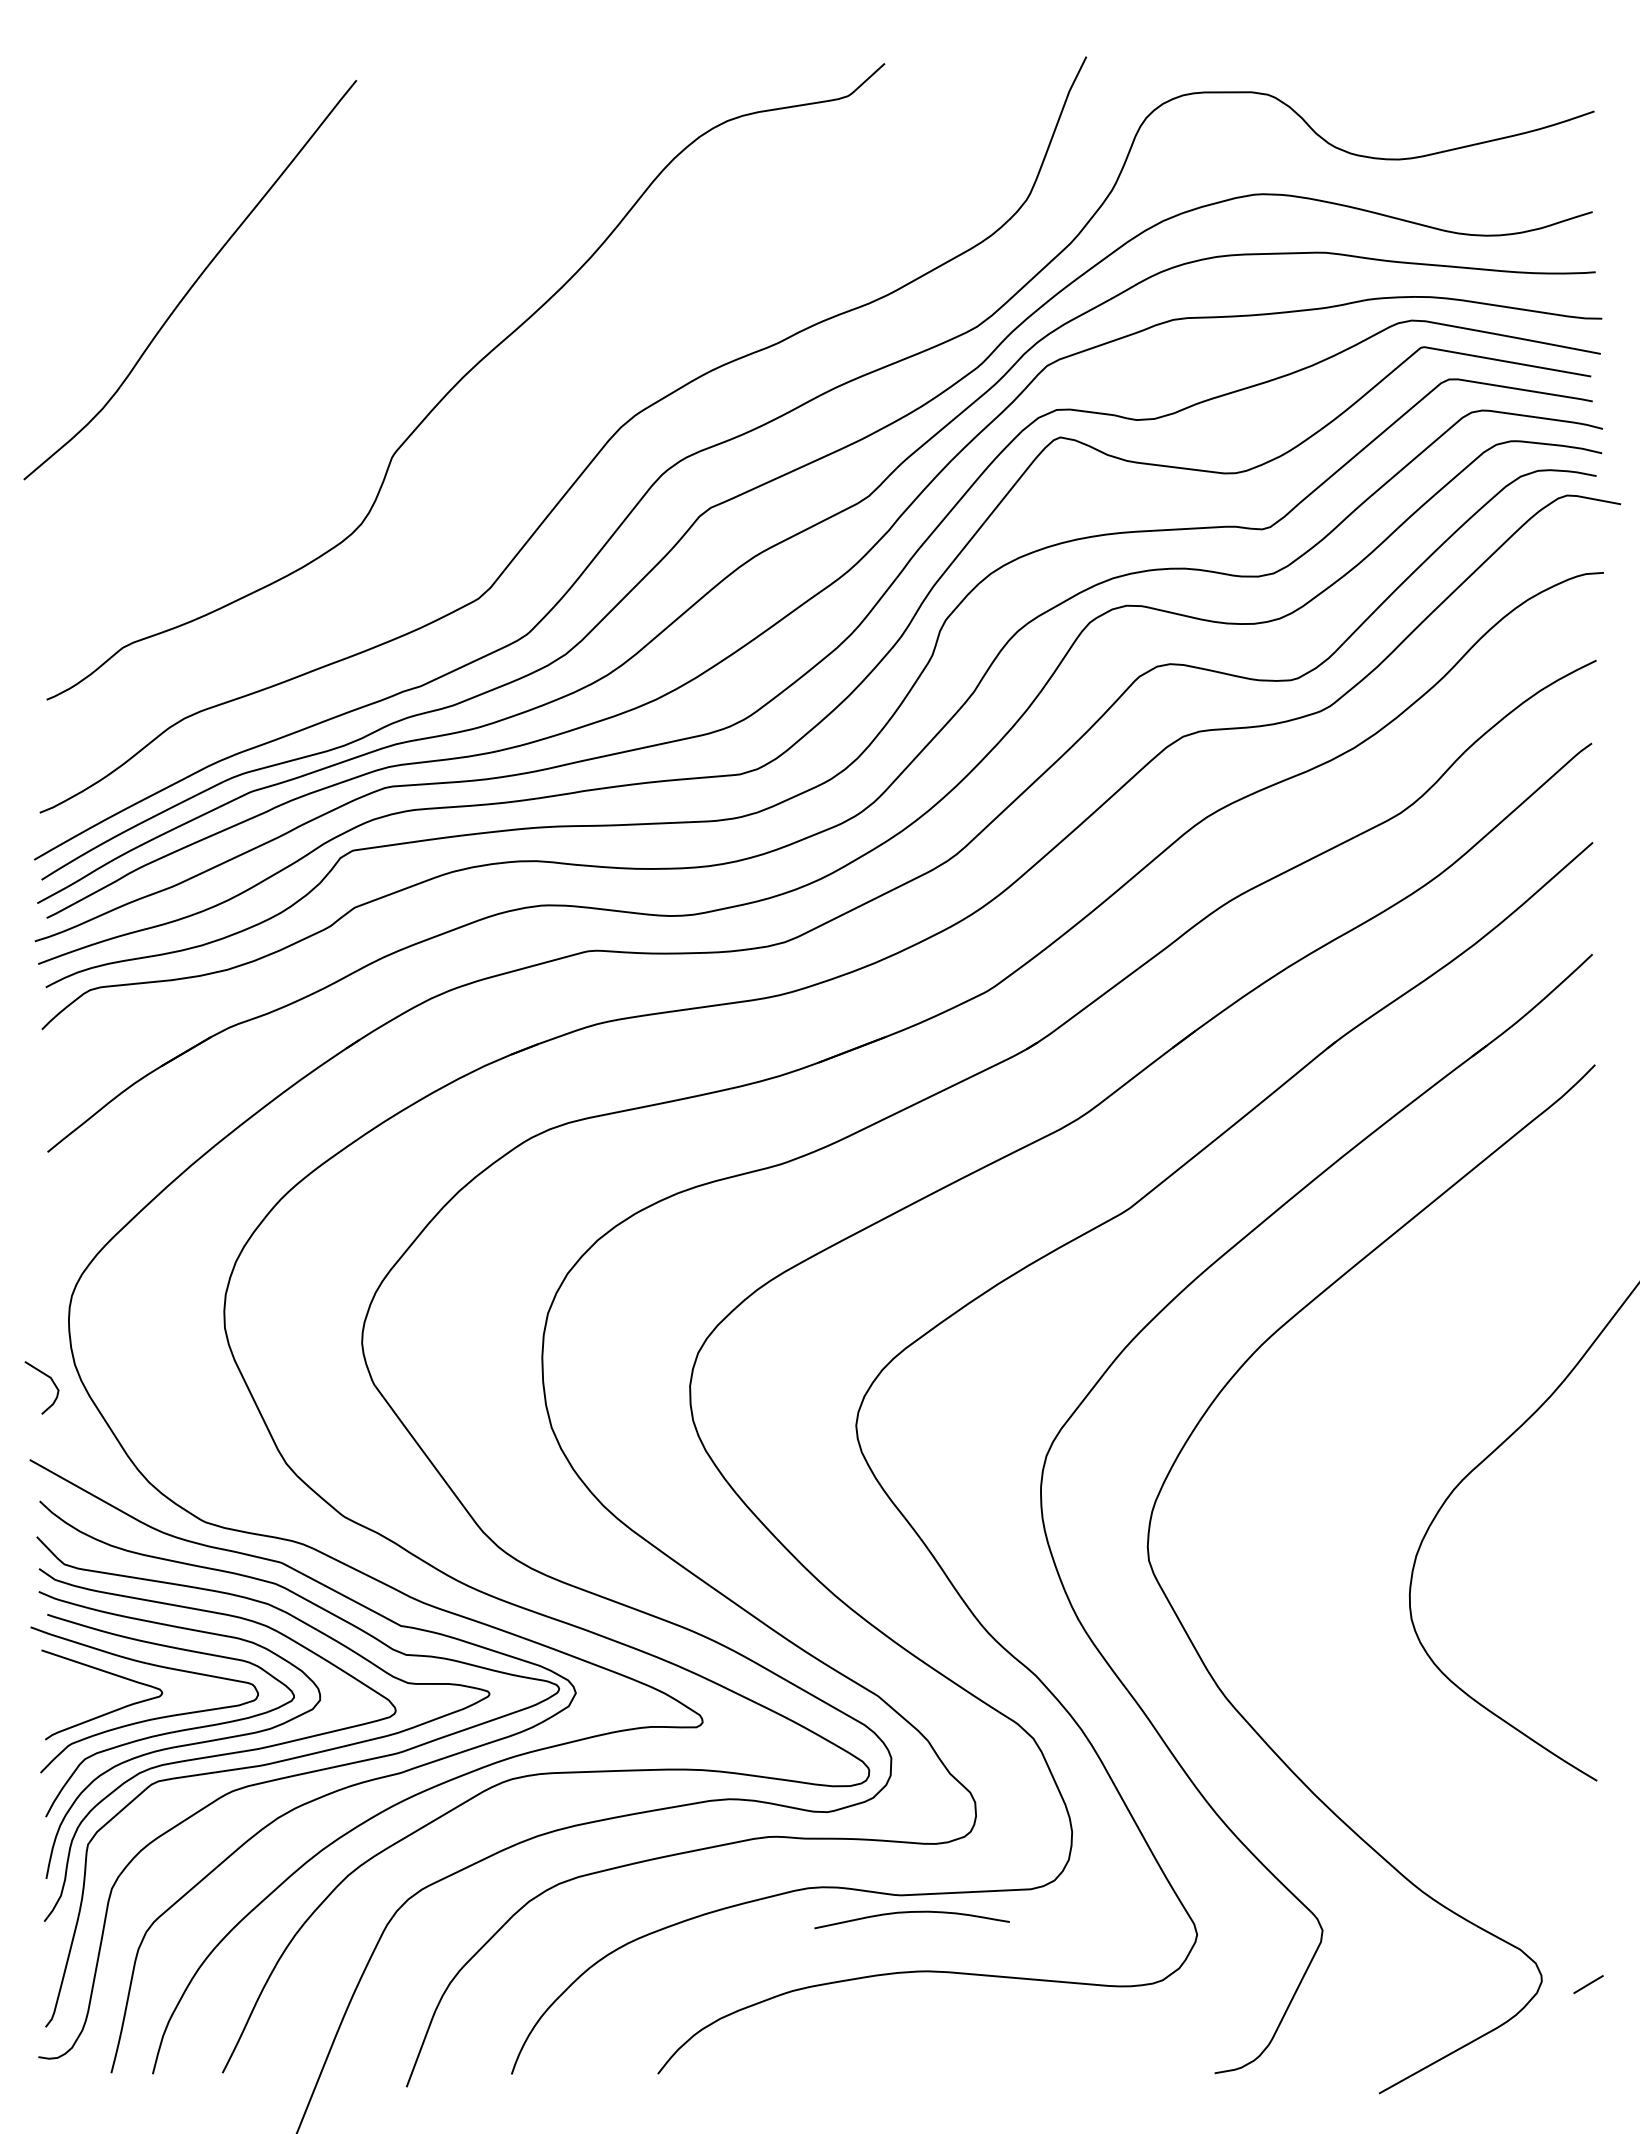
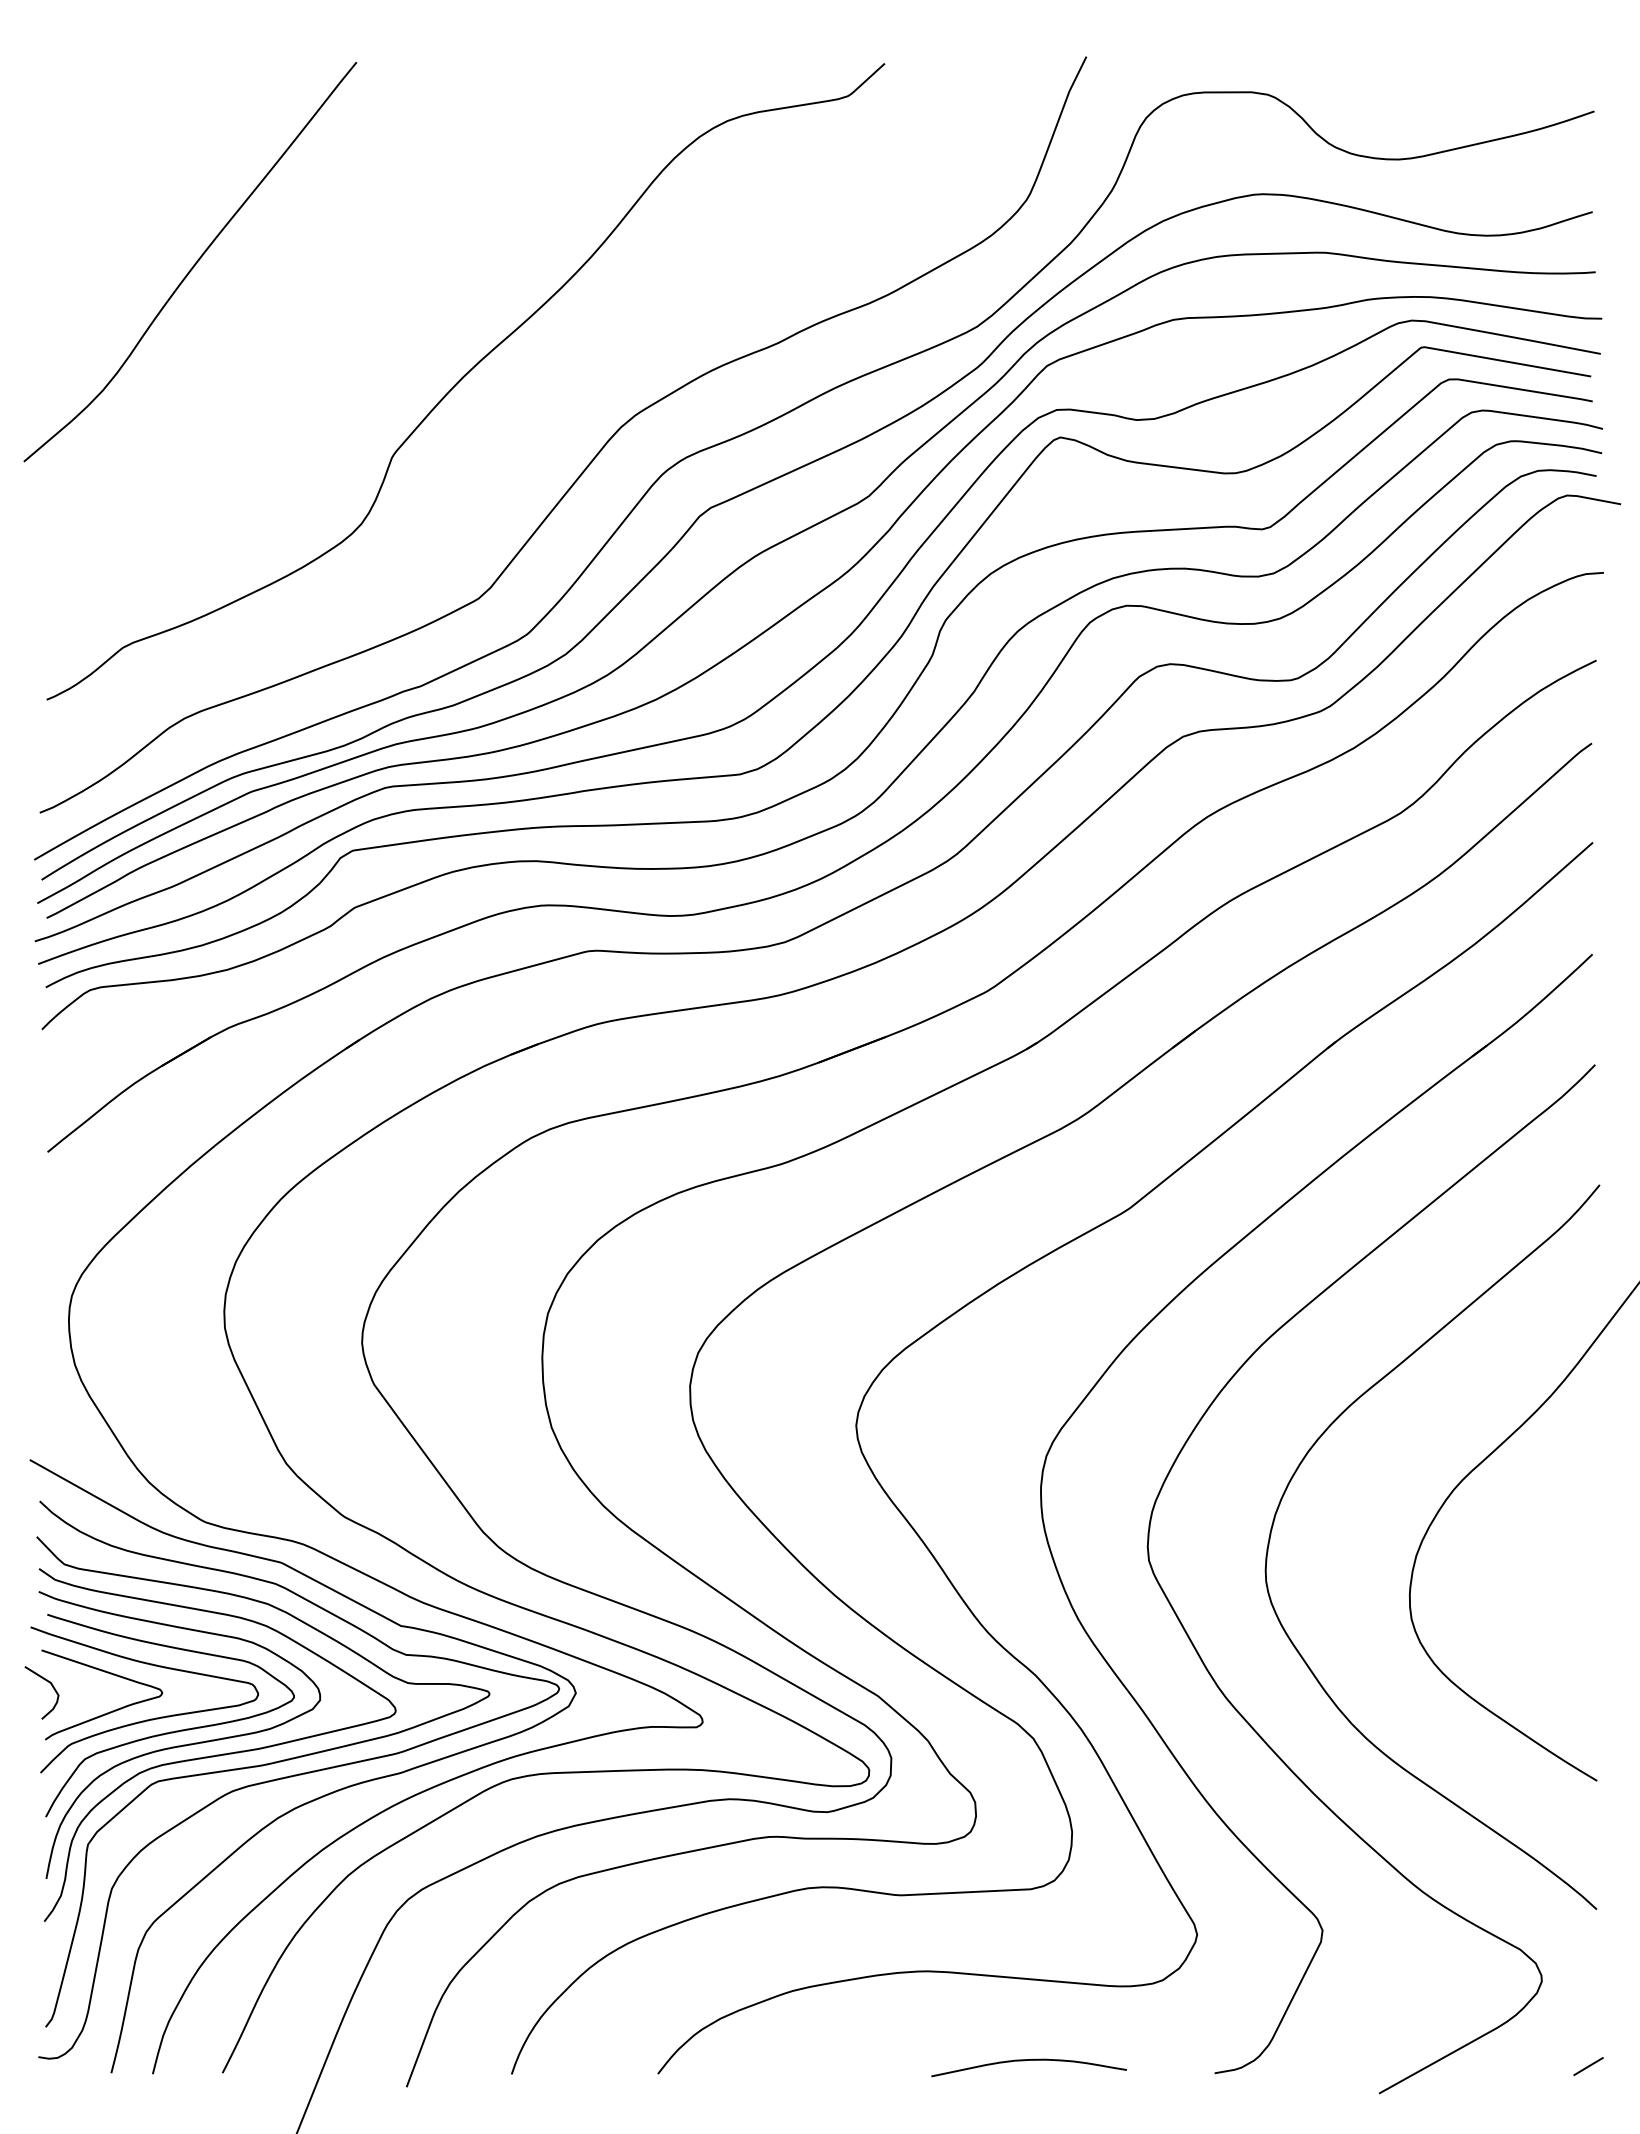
curve position: (194, 281) -> (194, 263) (194, 263)
curve position: (49, 1378) -> (49, 1683) (49, 1683)
curve: none -> present (1299, 1467)
curve position: (911, 1912) -> (1028, 2060) (1028, 2060)
line position: (1588, 1984) -> (1588, 2066) (1588, 2066)
